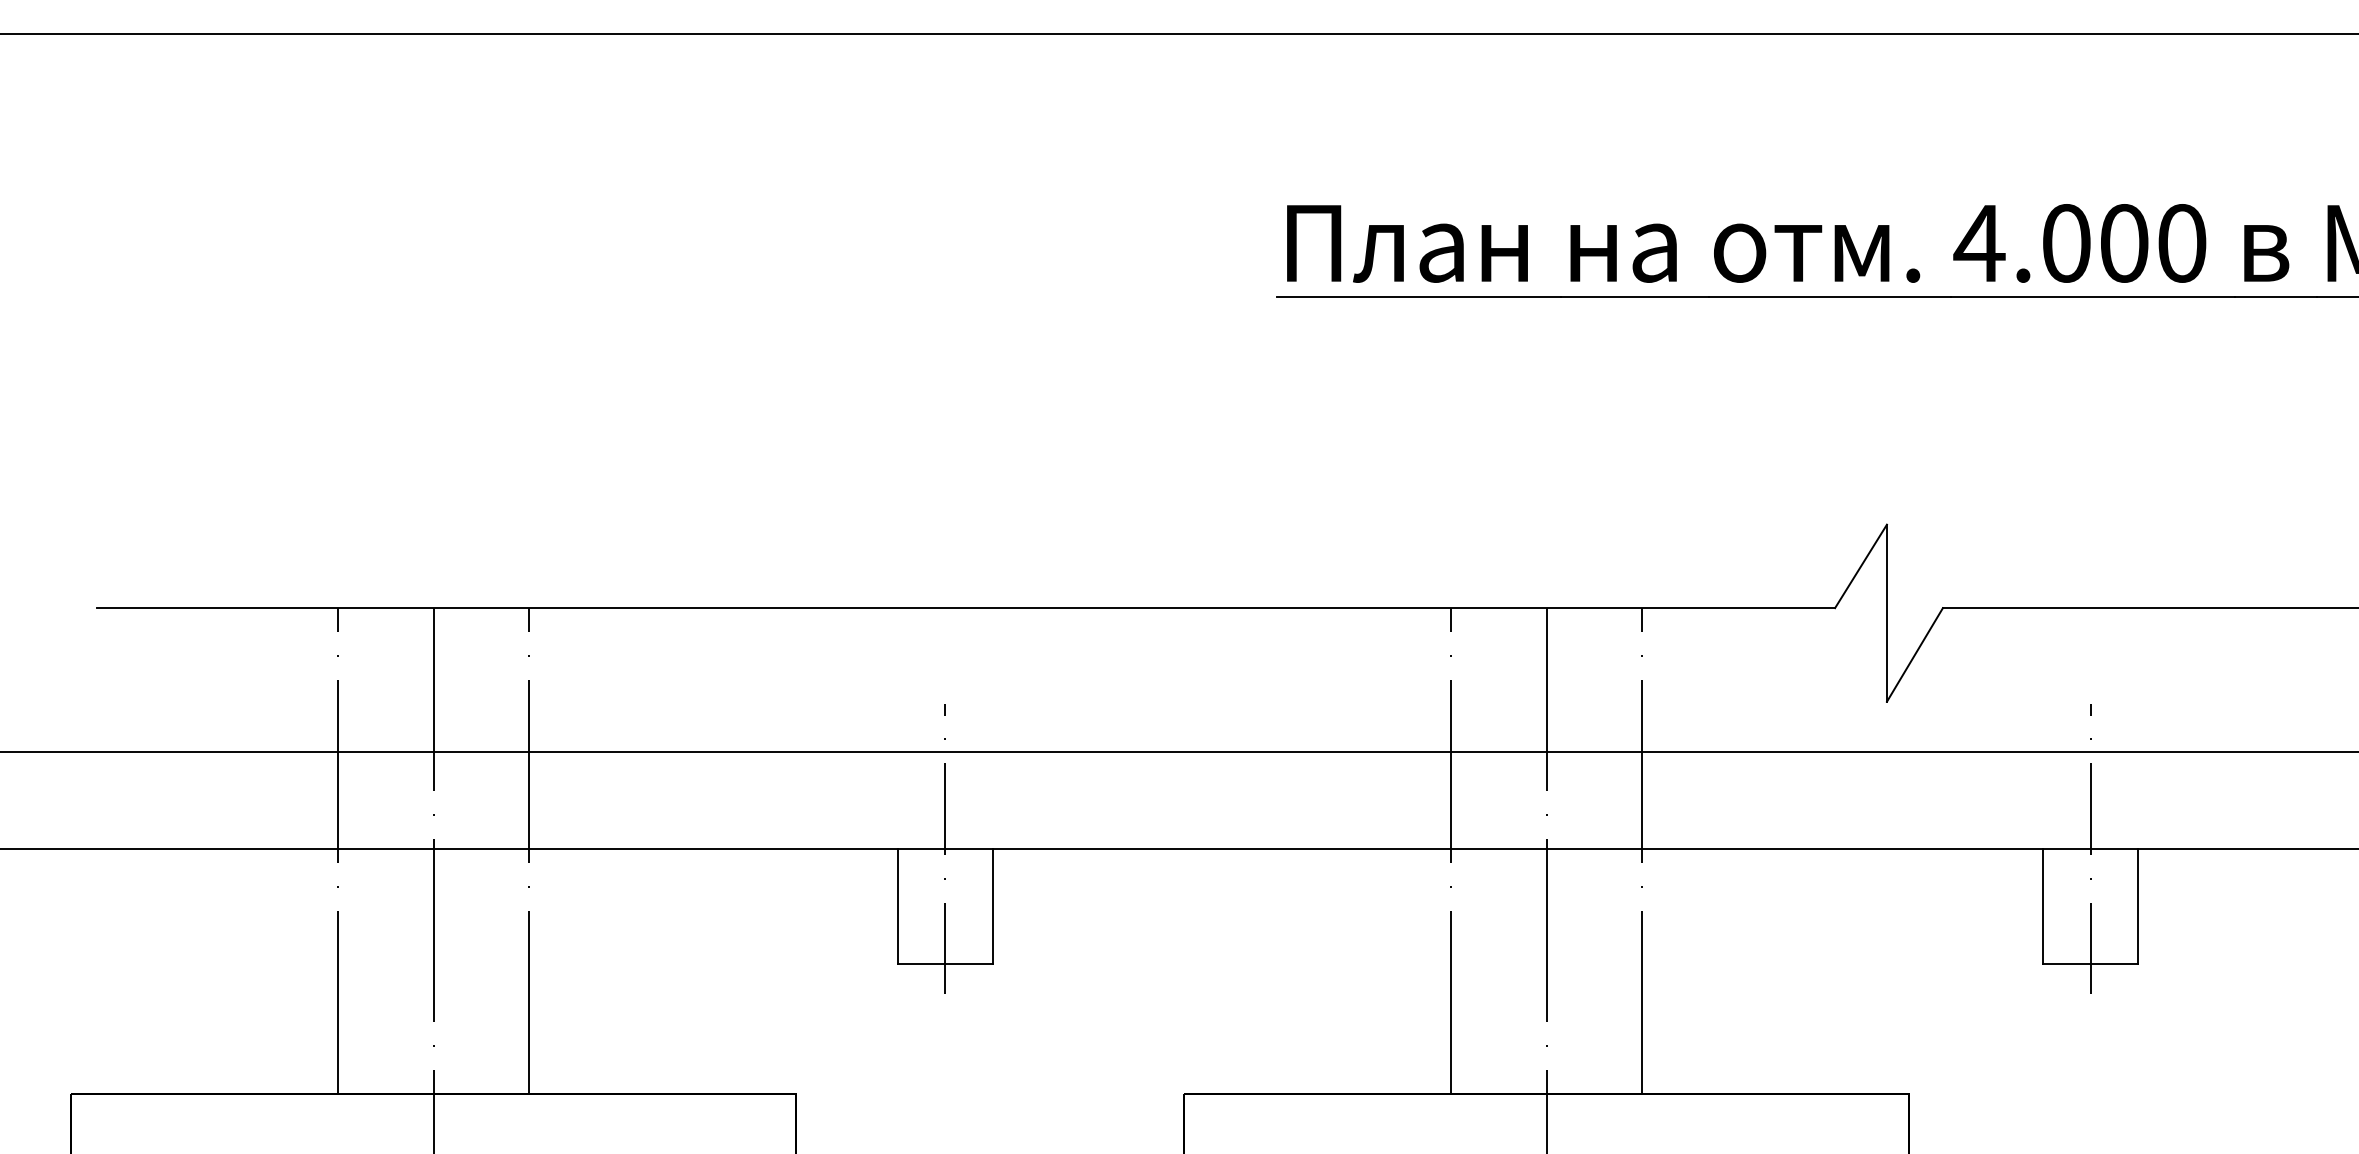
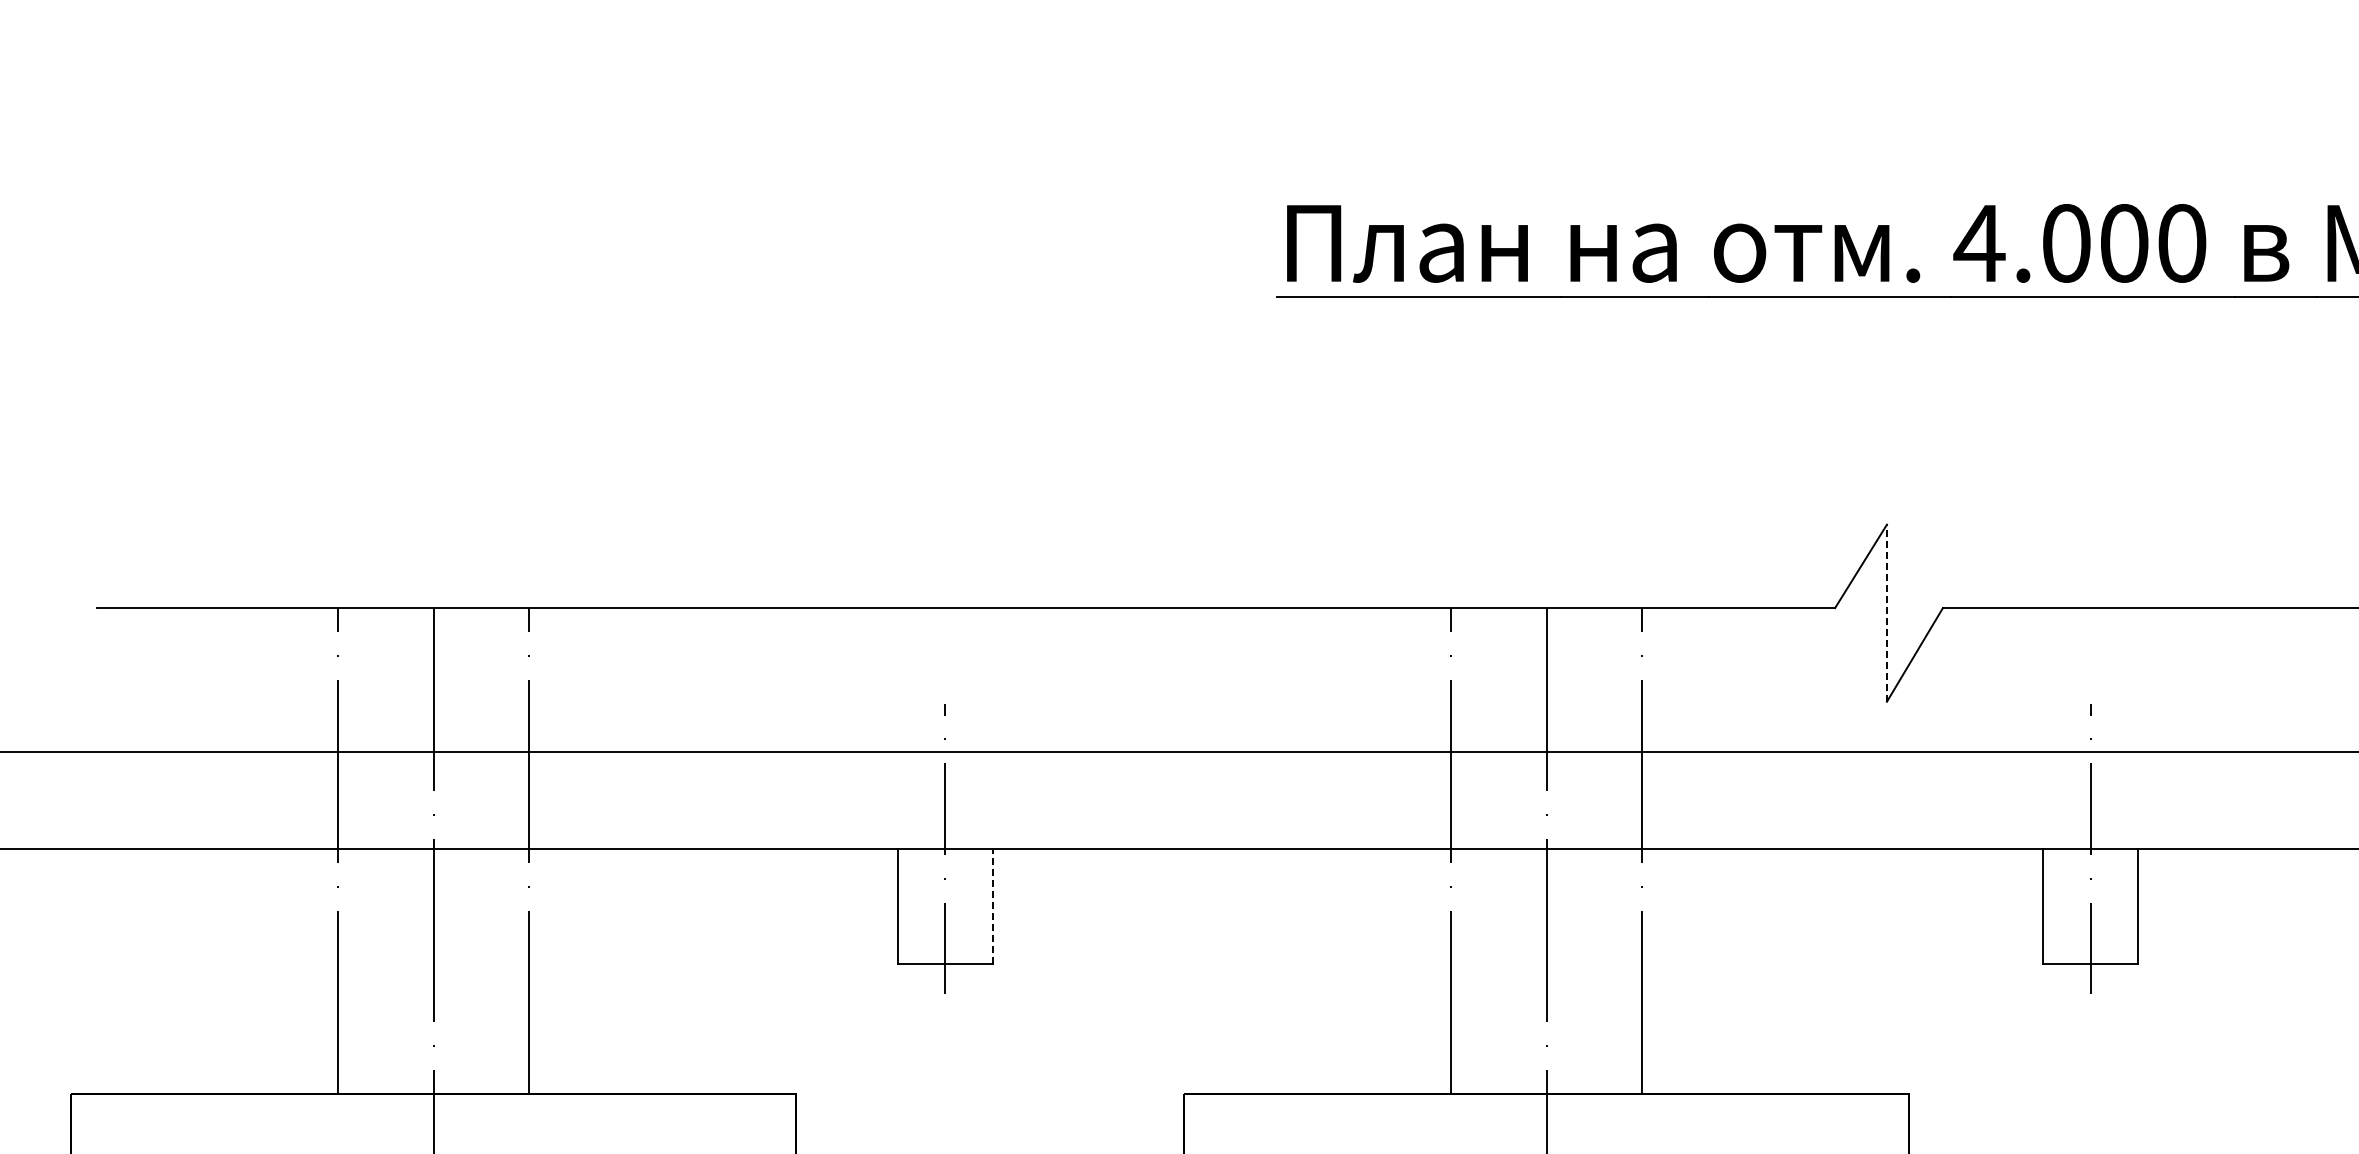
line: present -> none (1178, 34)
line: solid -> dashed (1886, 613)
line: solid -> dashed (992, 906)
